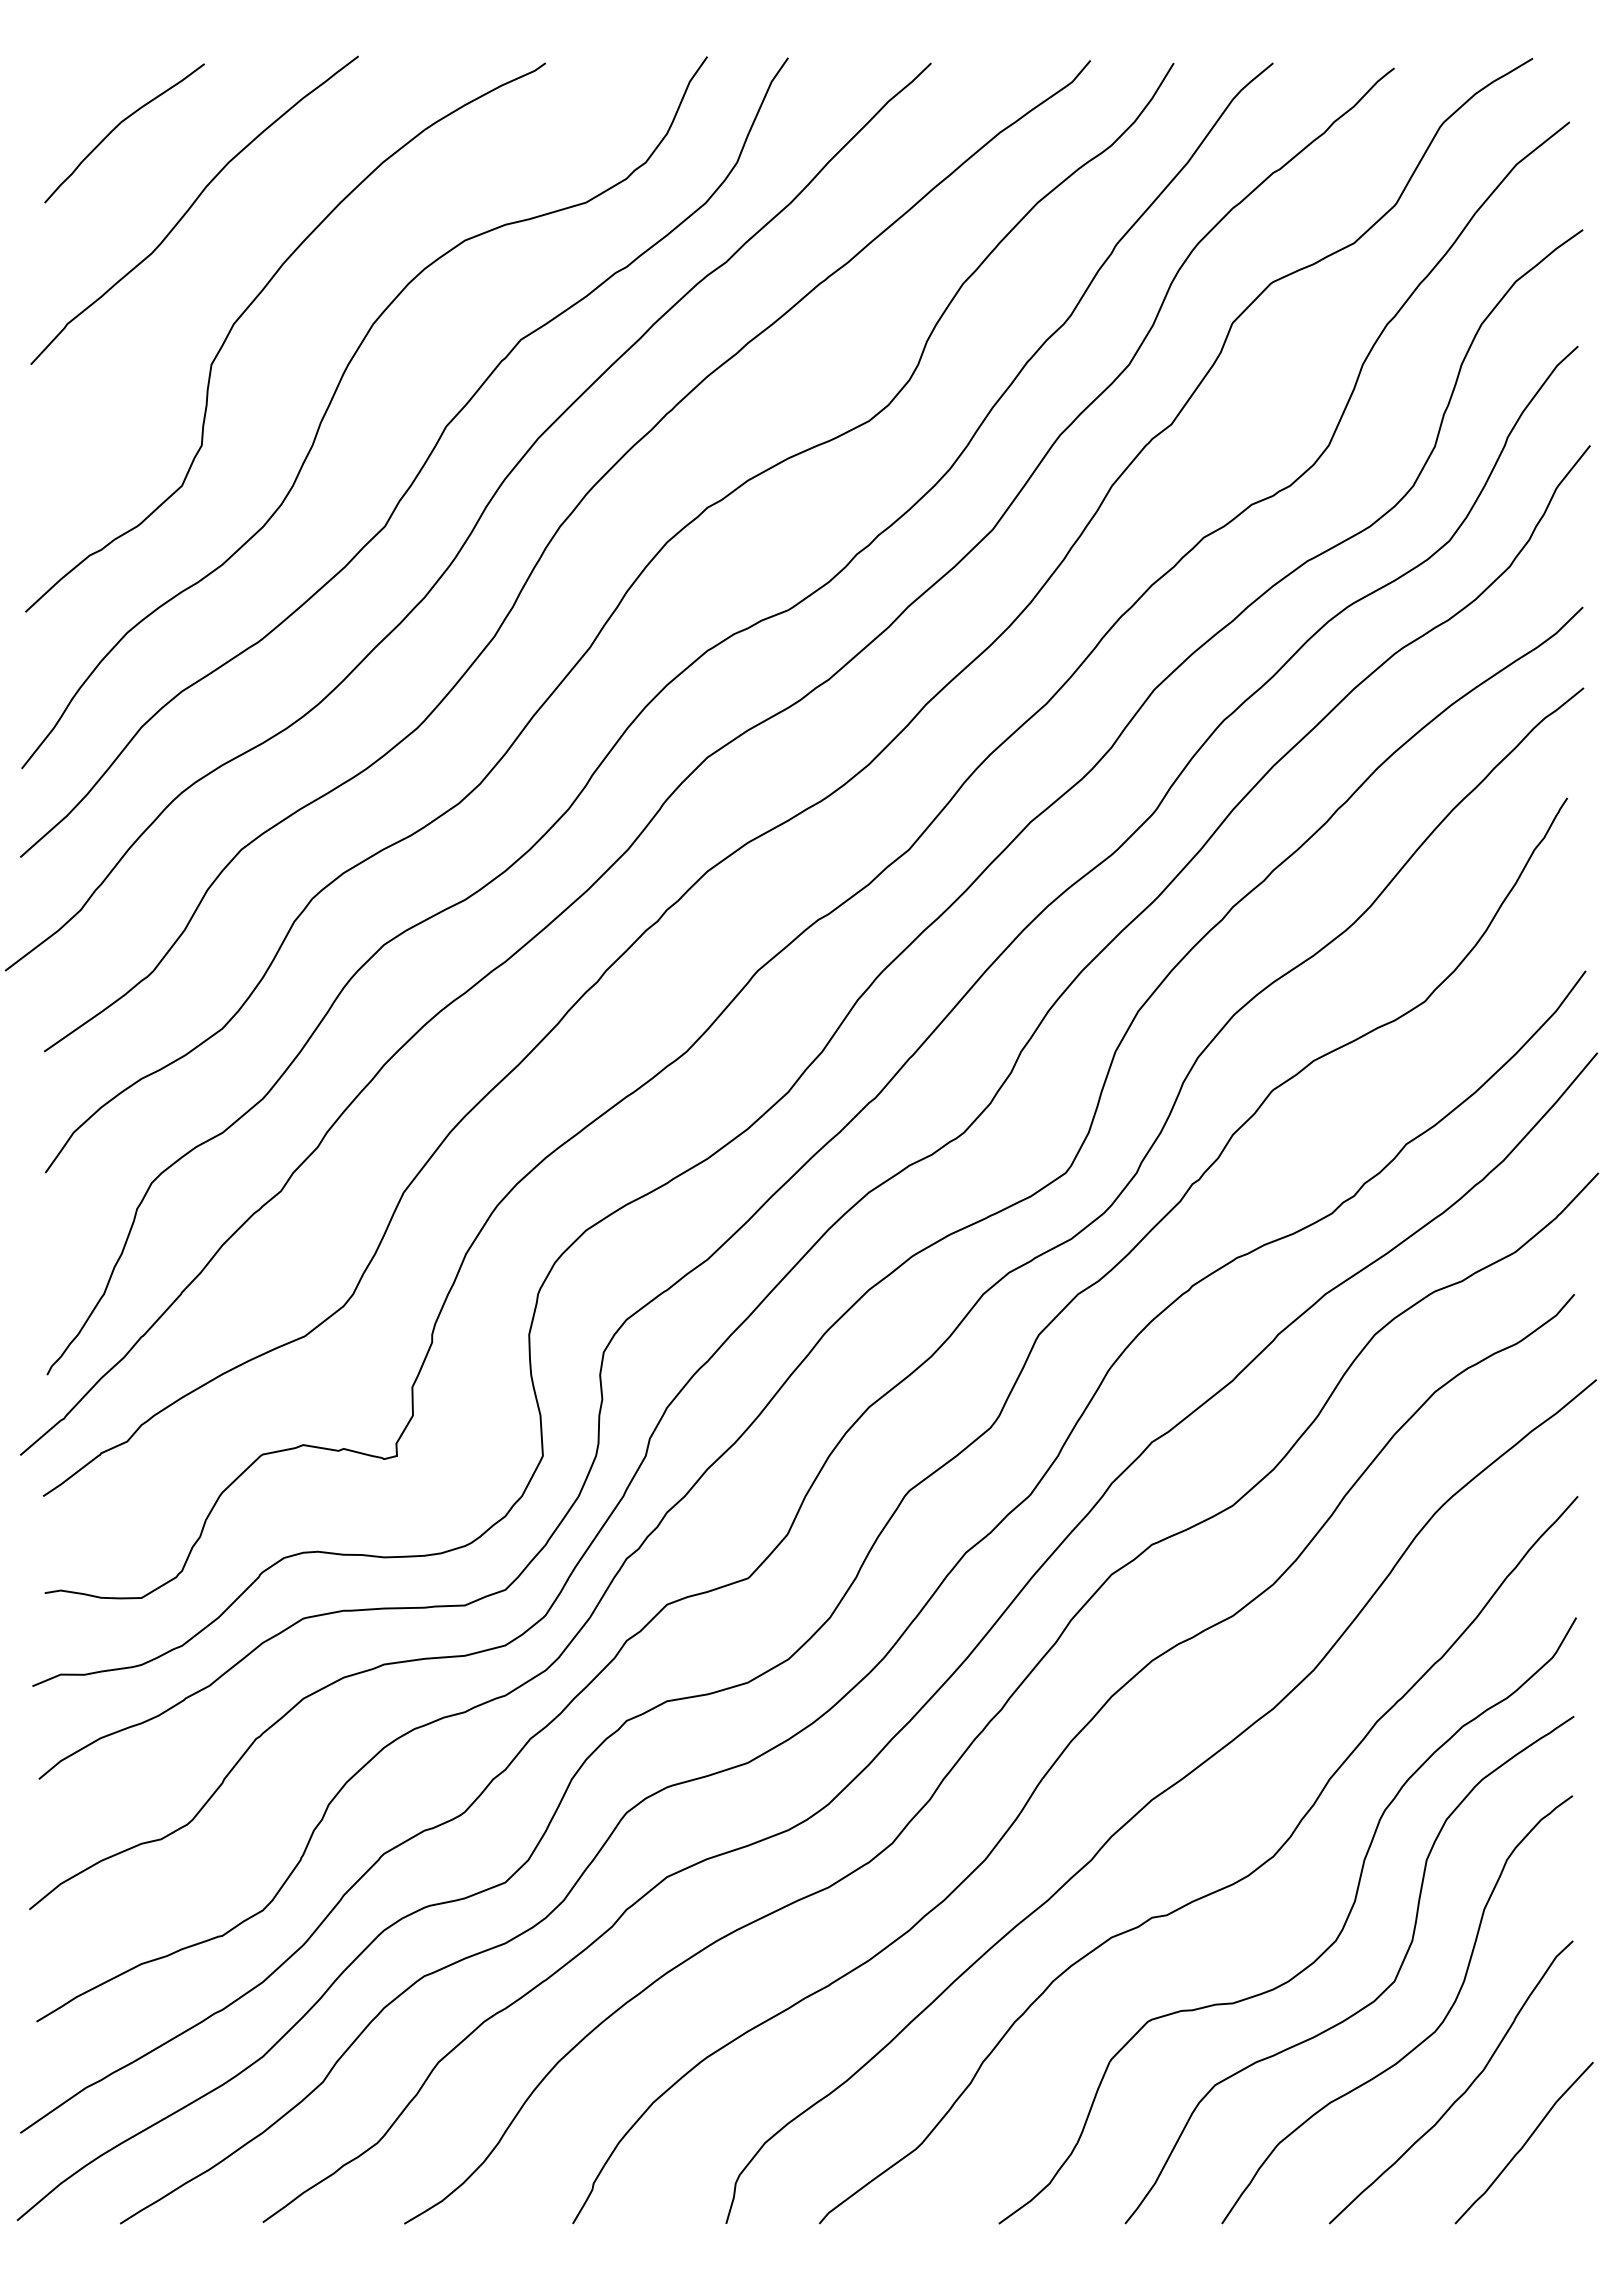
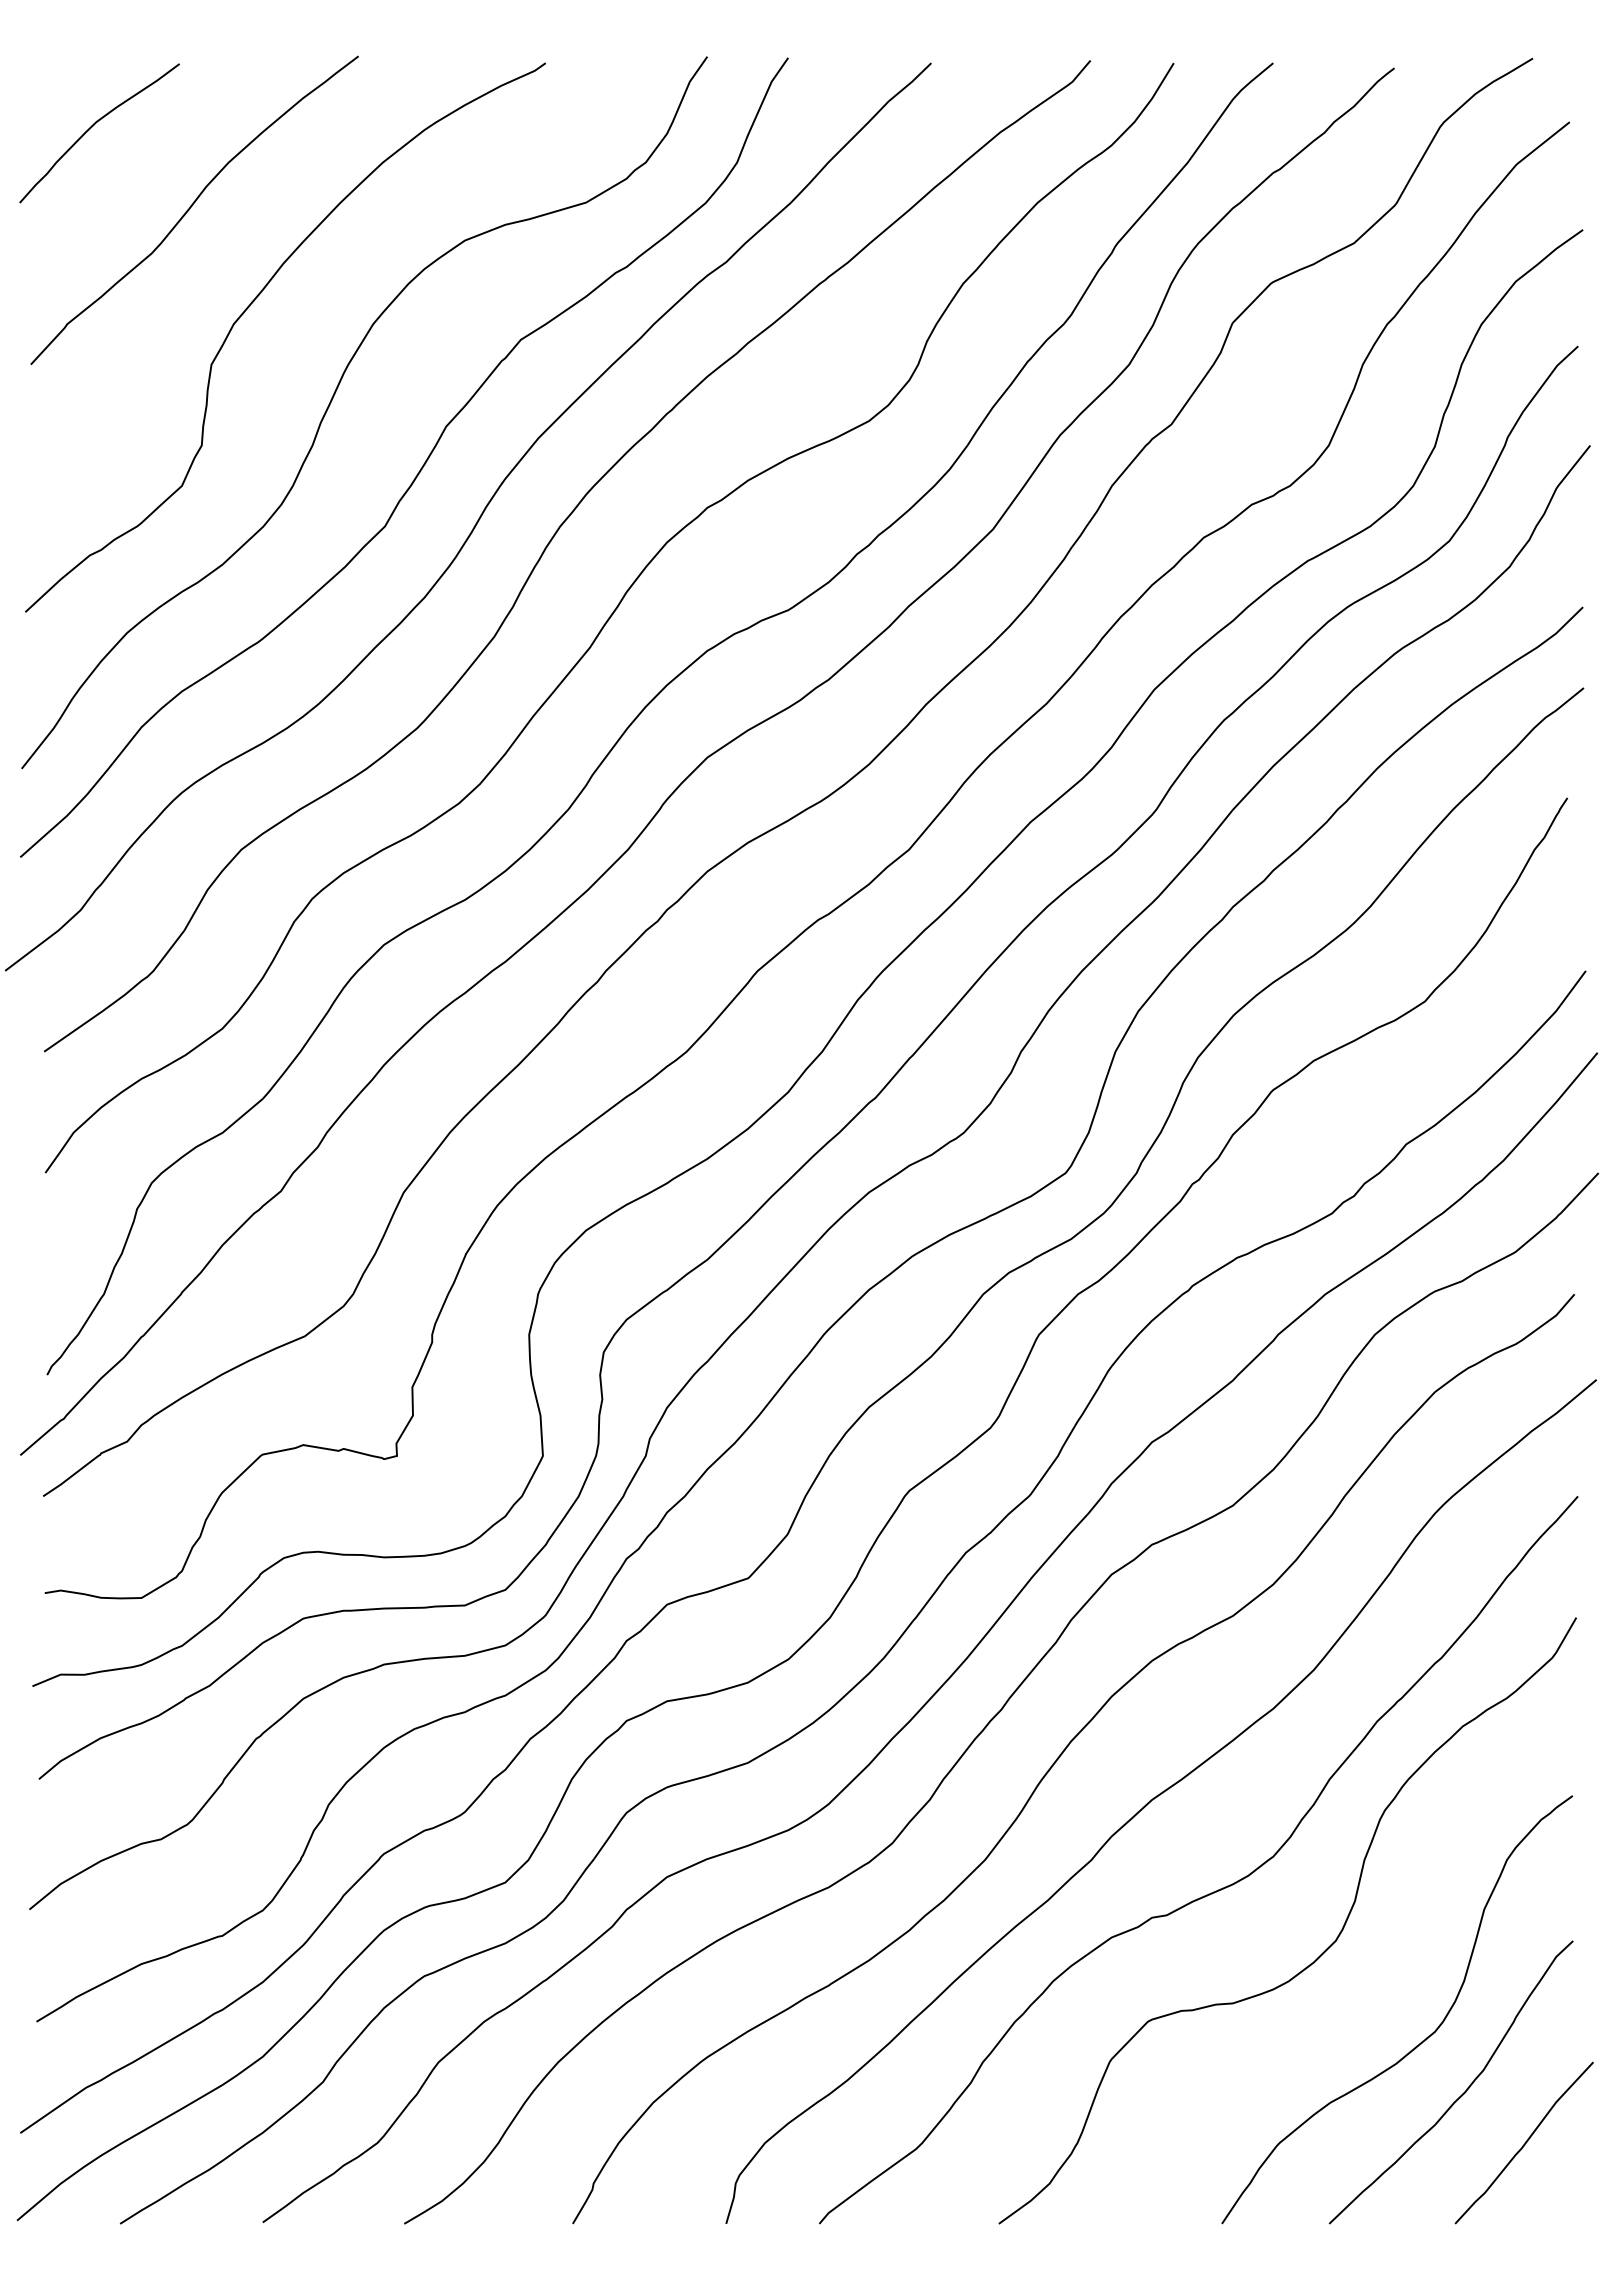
curve position: (118, 126) -> (93, 126) (93, 126)
curve: present -> none (1377, 1996)
